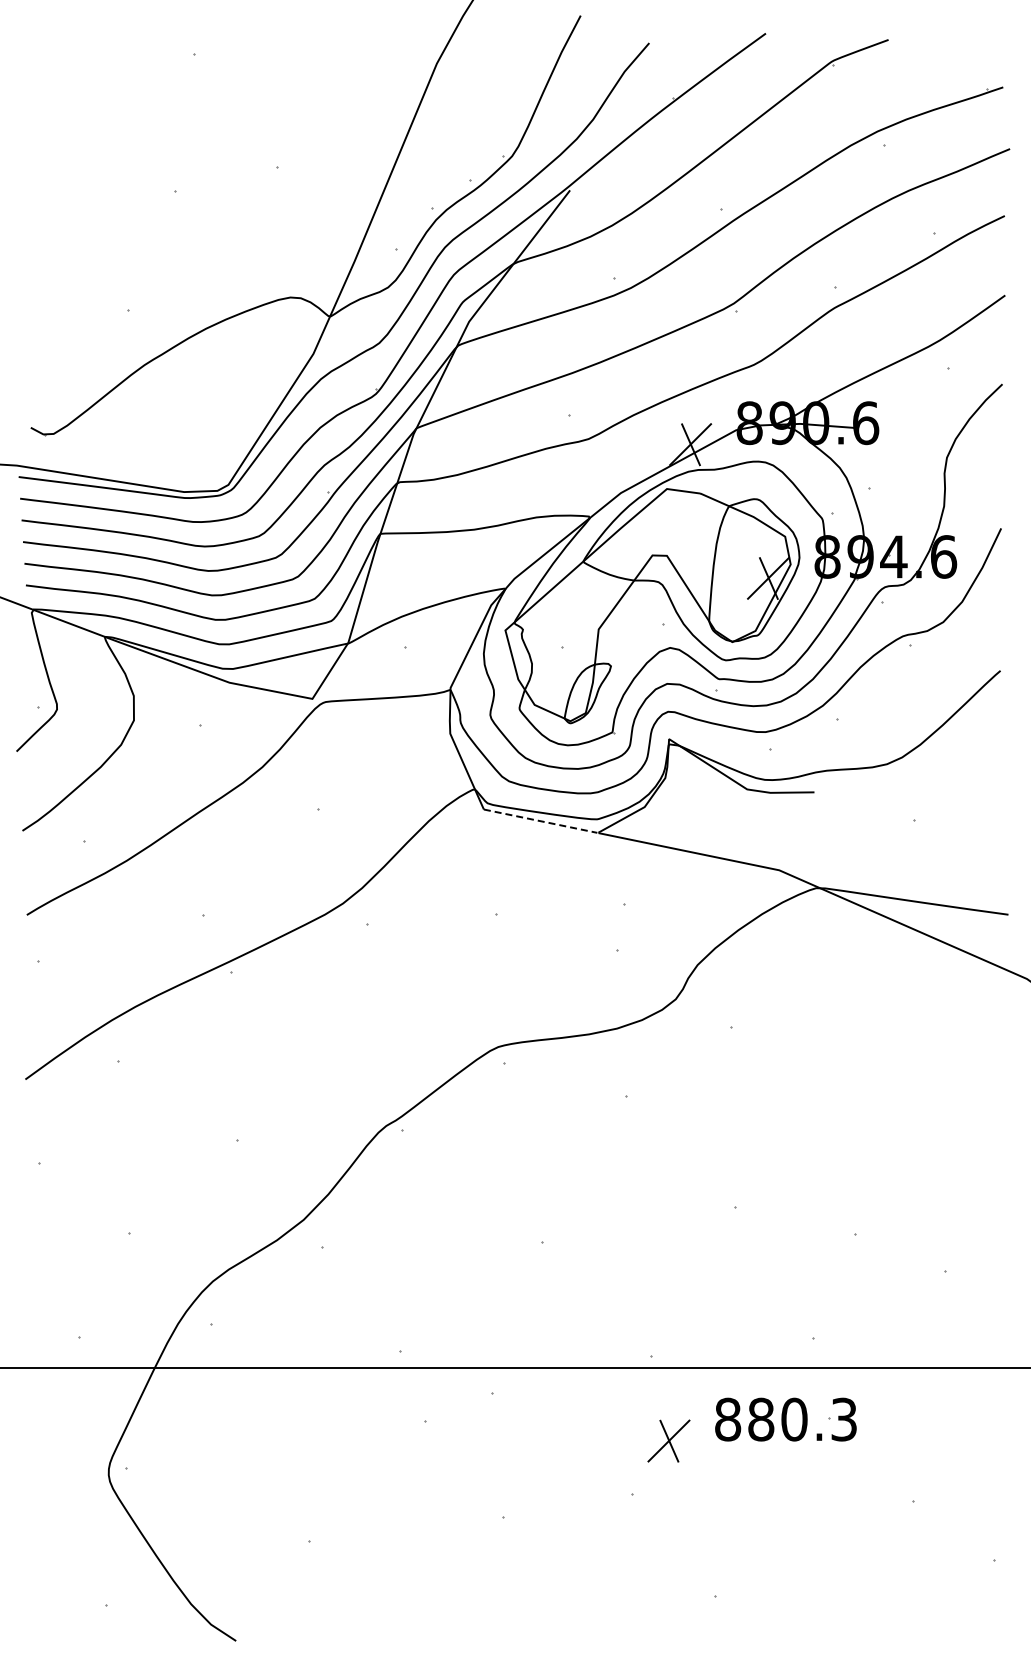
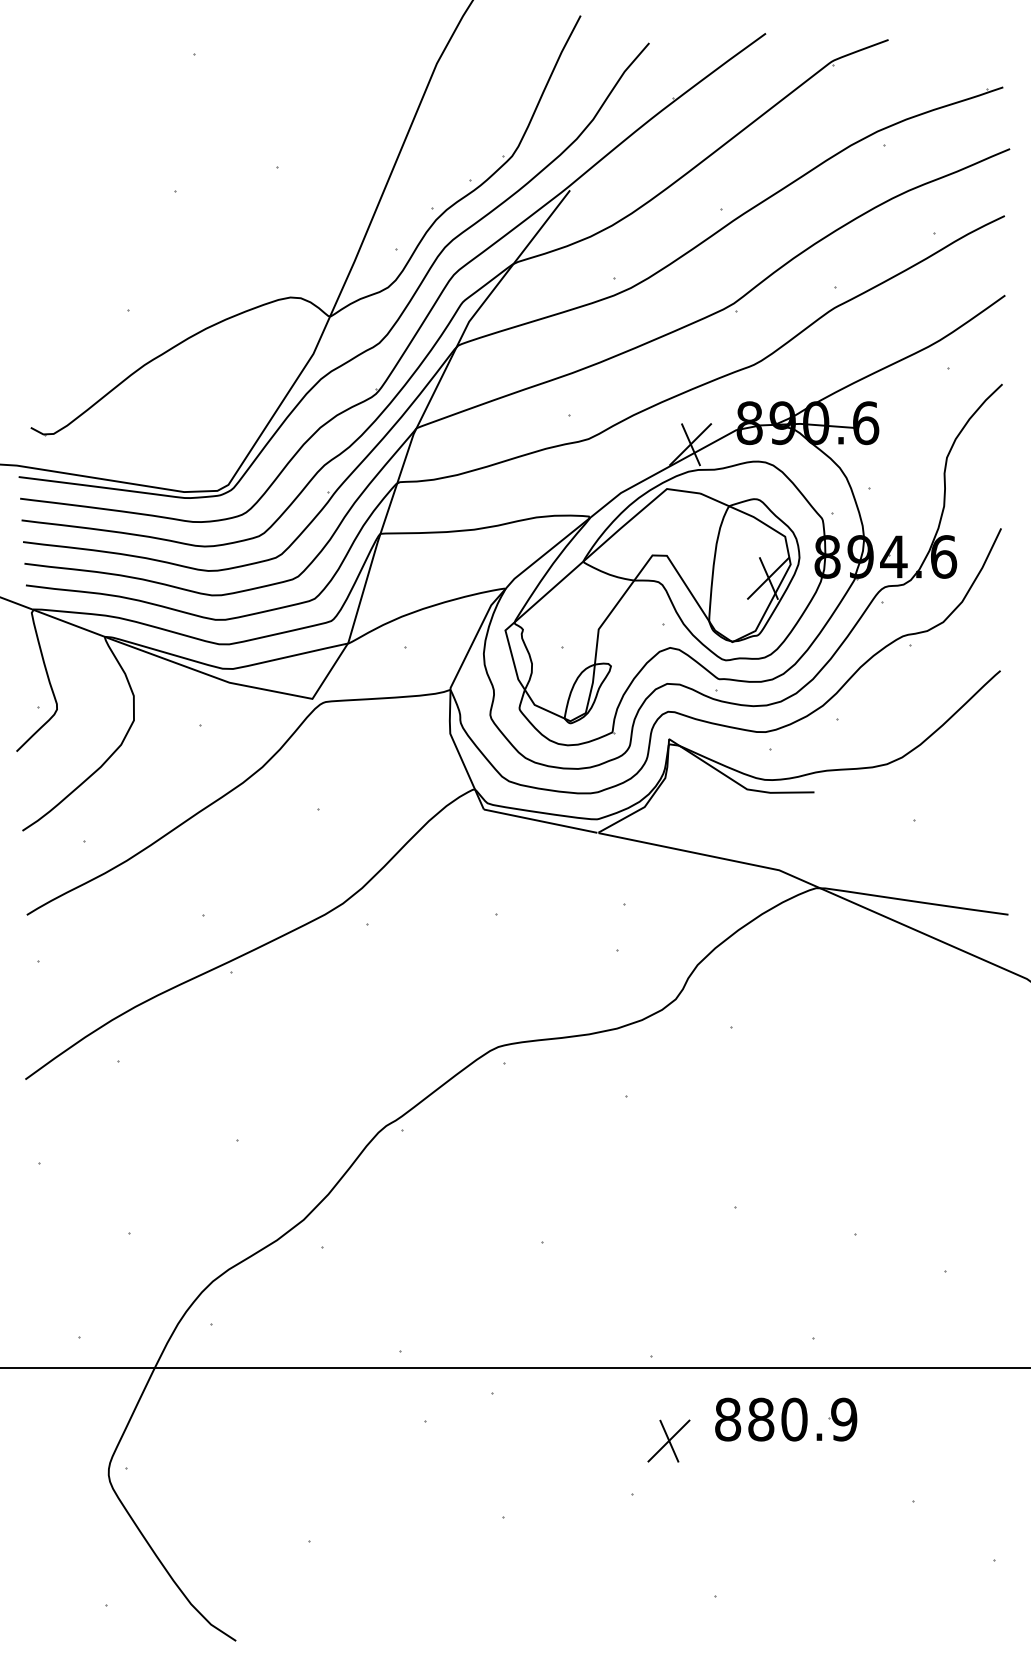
line: dashed -> solid (540, 821)
text: 880.3 -> 880.9 (844, 1419)
